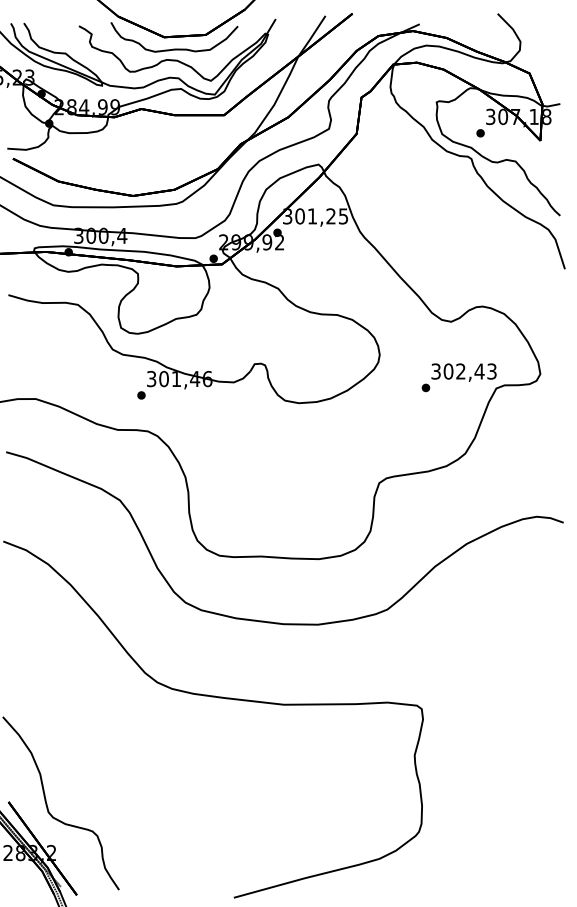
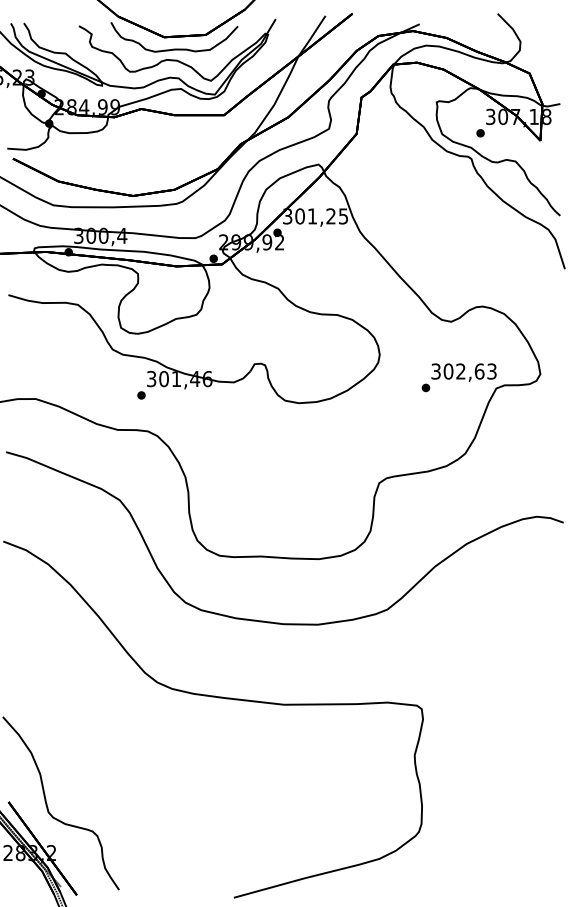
text: 302,43 -> 302,63 (479, 371)
